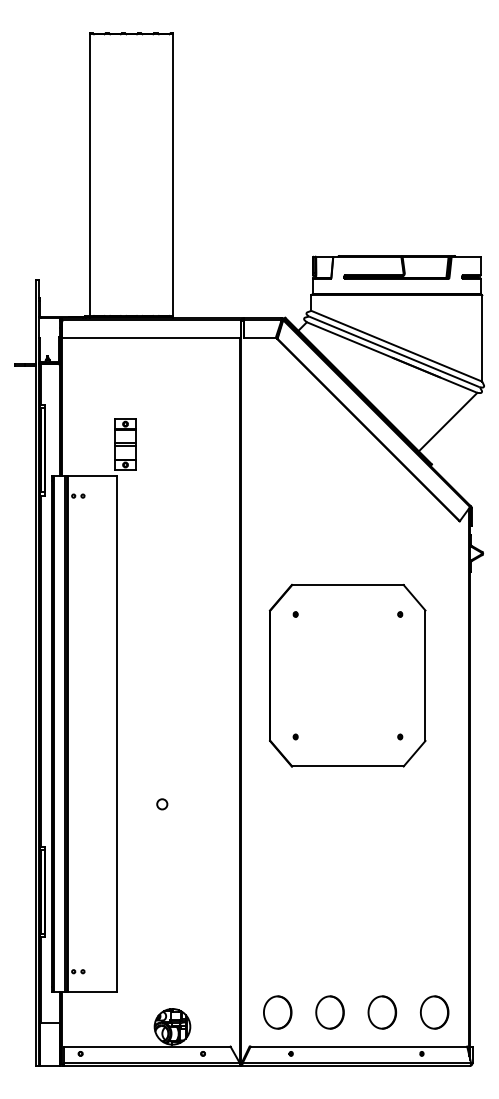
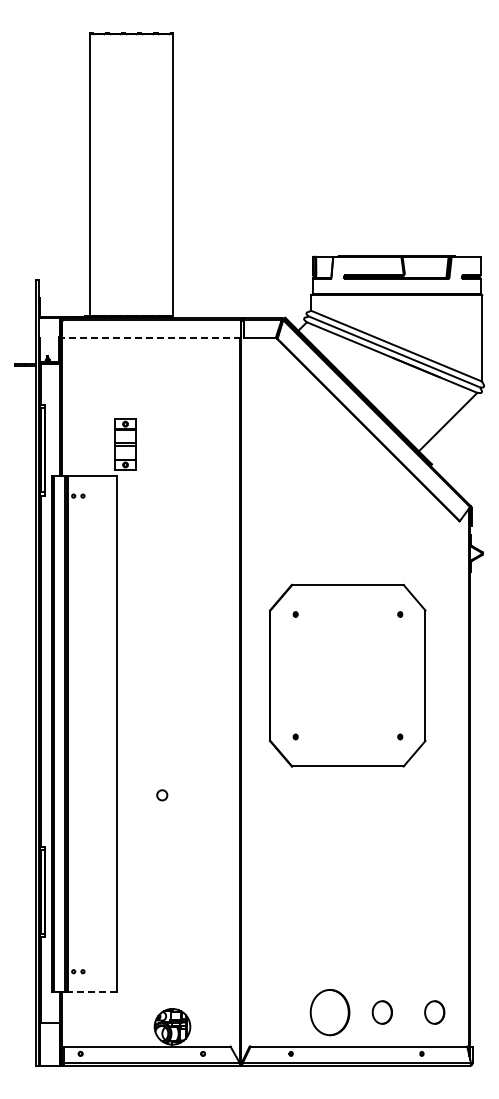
line: solid -> dashed (151, 337)
circle position: (162, 804) -> (162, 795) (162, 795)
line: solid -> dashed (92, 992)
part: present -> none (277, 1012)
part size: 30x35 px -> 42x48 px (329, 1012)
part size: 31x35 px -> 22x25 px (381, 1012)
part size: 30x35 px -> 22x25 px (434, 1012)
